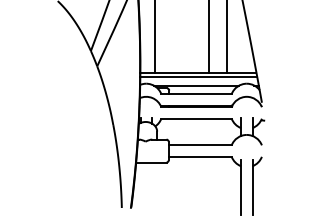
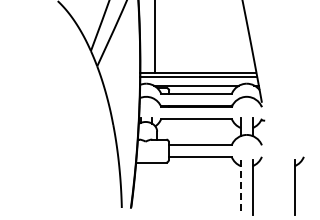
line: present -> none (208, 37)
line: present -> none (227, 37)
part: none -> present (299, 185)
line: solid -> dashed (241, 187)
